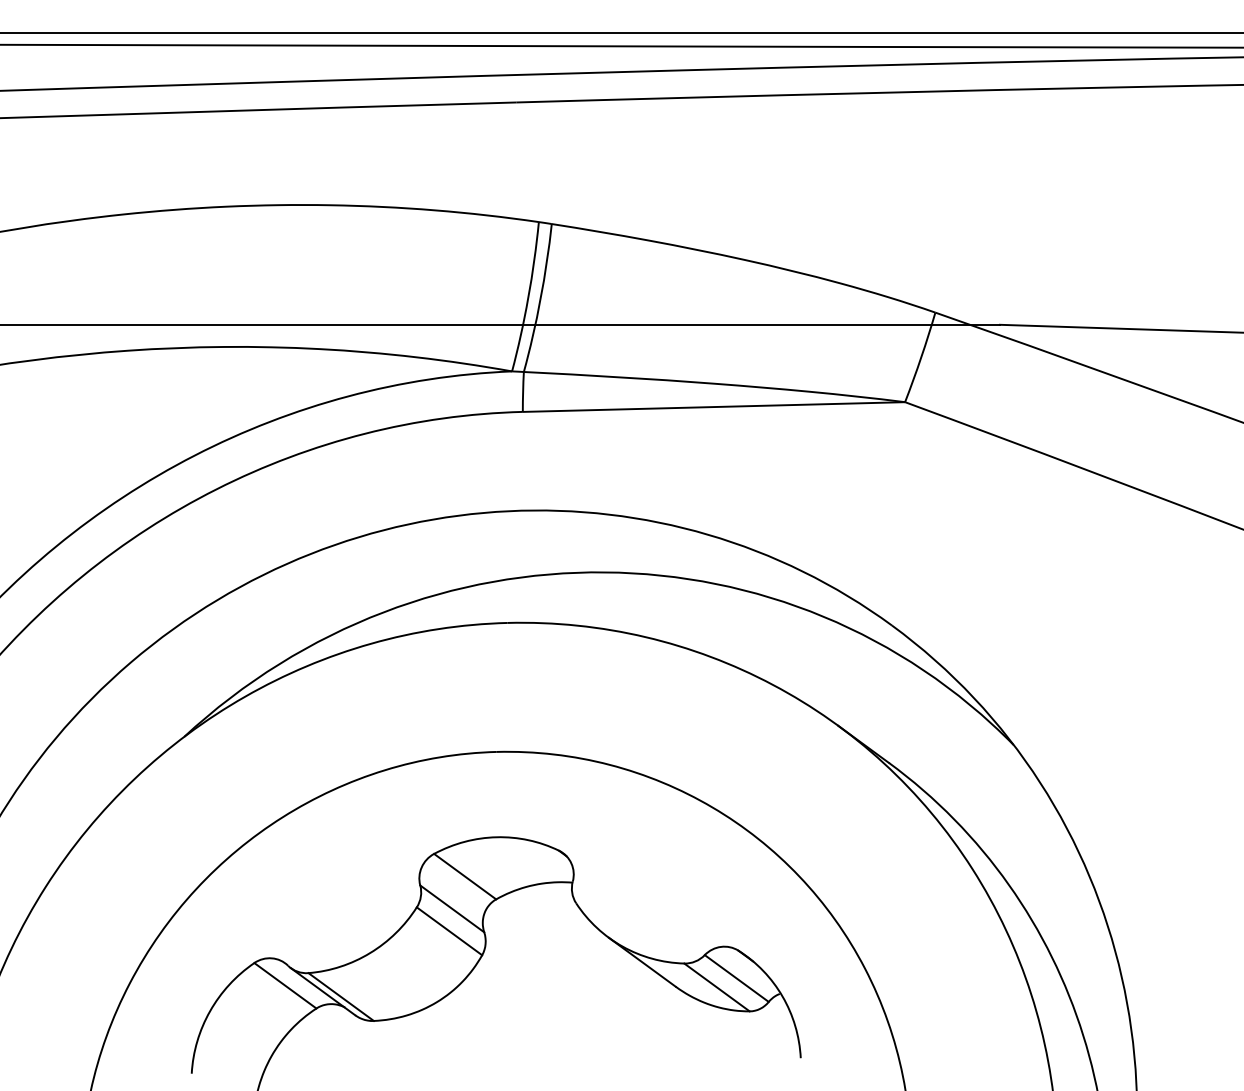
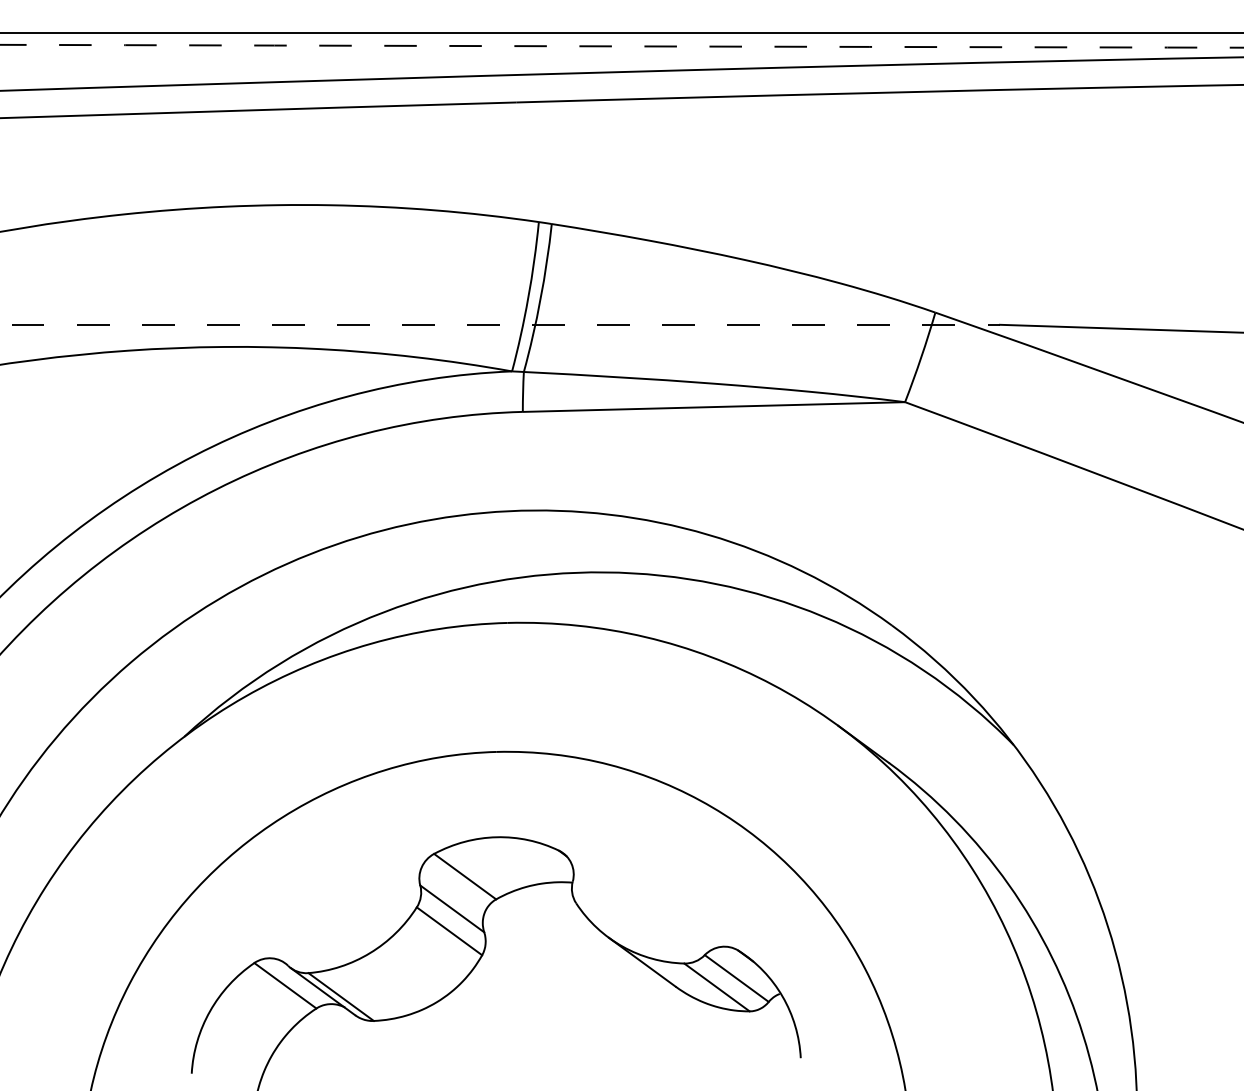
arc: solid -> dashed (622, 46)
line: solid -> dashed (500, 324)
